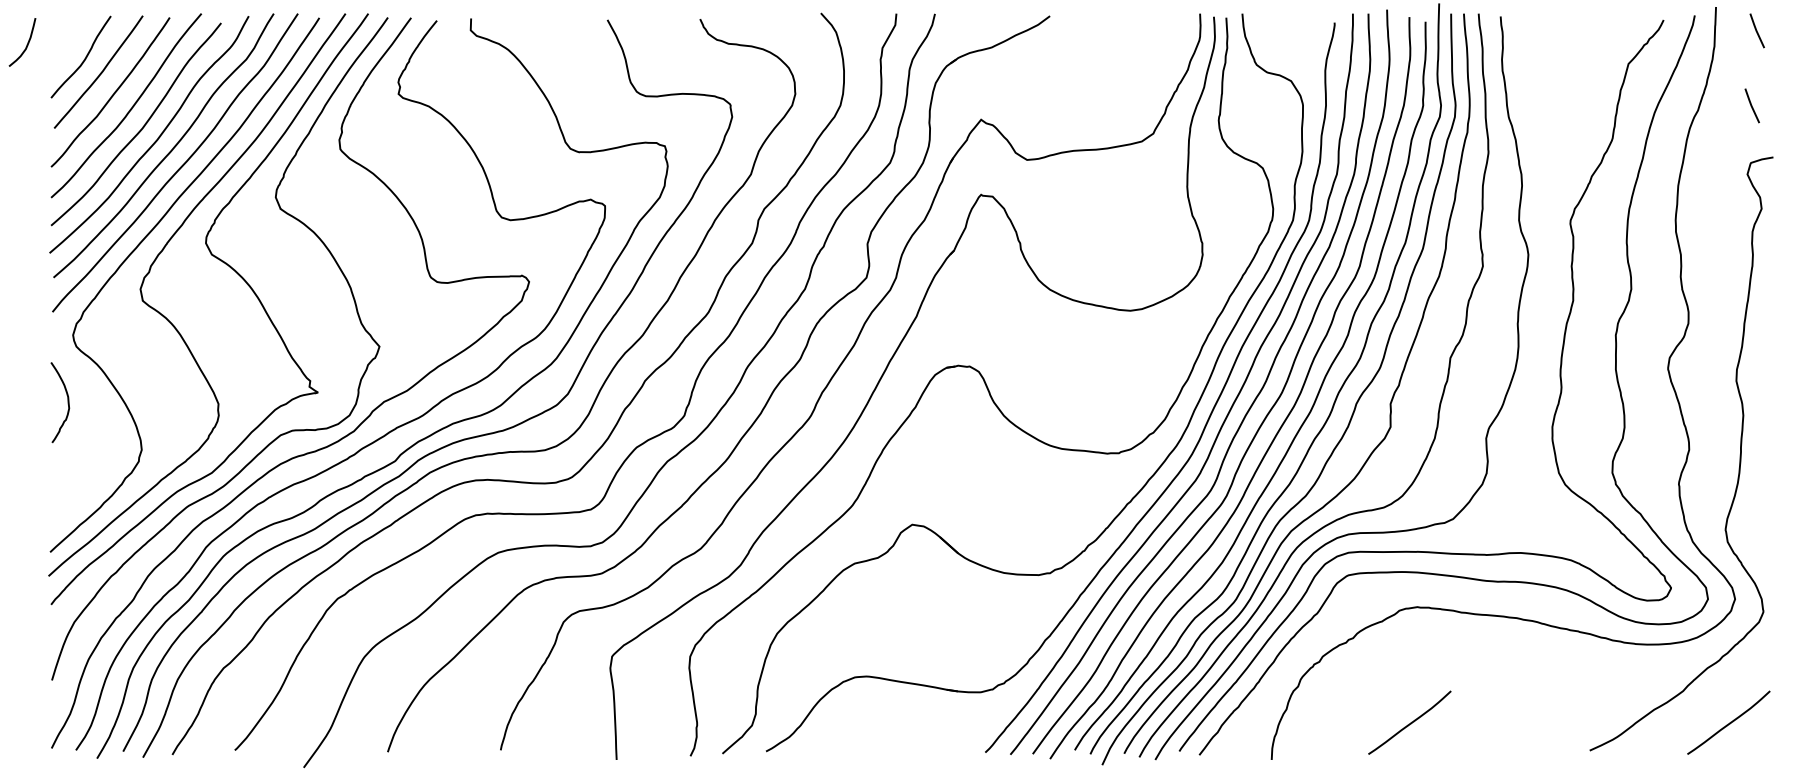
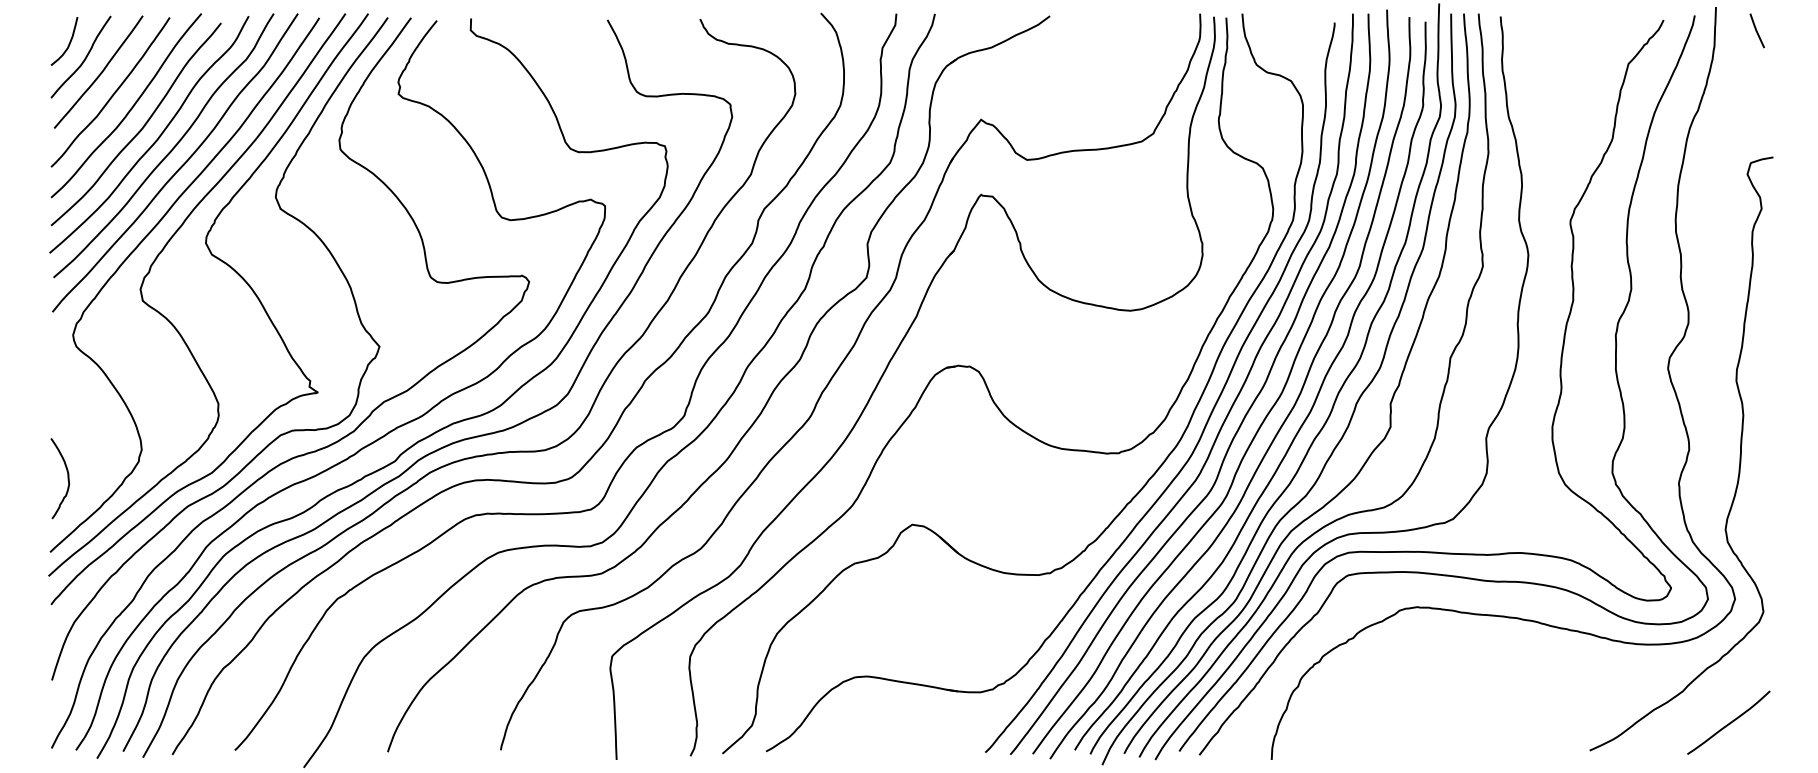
curve position: (26, 44) -> (68, 43) (68, 43)
line: present -> none (1751, 105)
curve position: (67, 402) -> (67, 478) (67, 478)
curve: present -> none (1410, 722)
